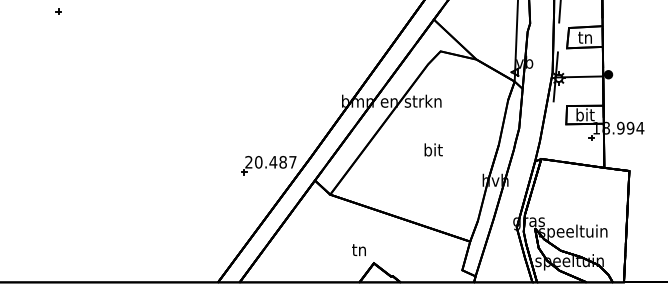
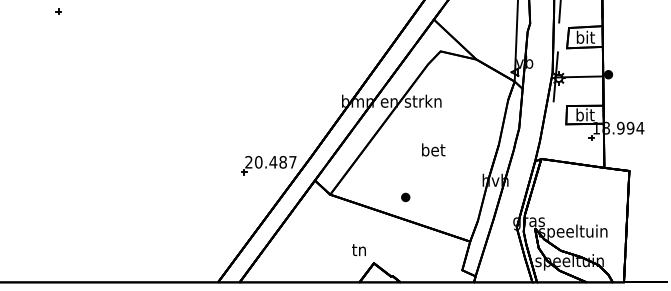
text: tn -> bit (585, 36)
text: bit -> bet (433, 149)
part: none -> present (405, 197)
